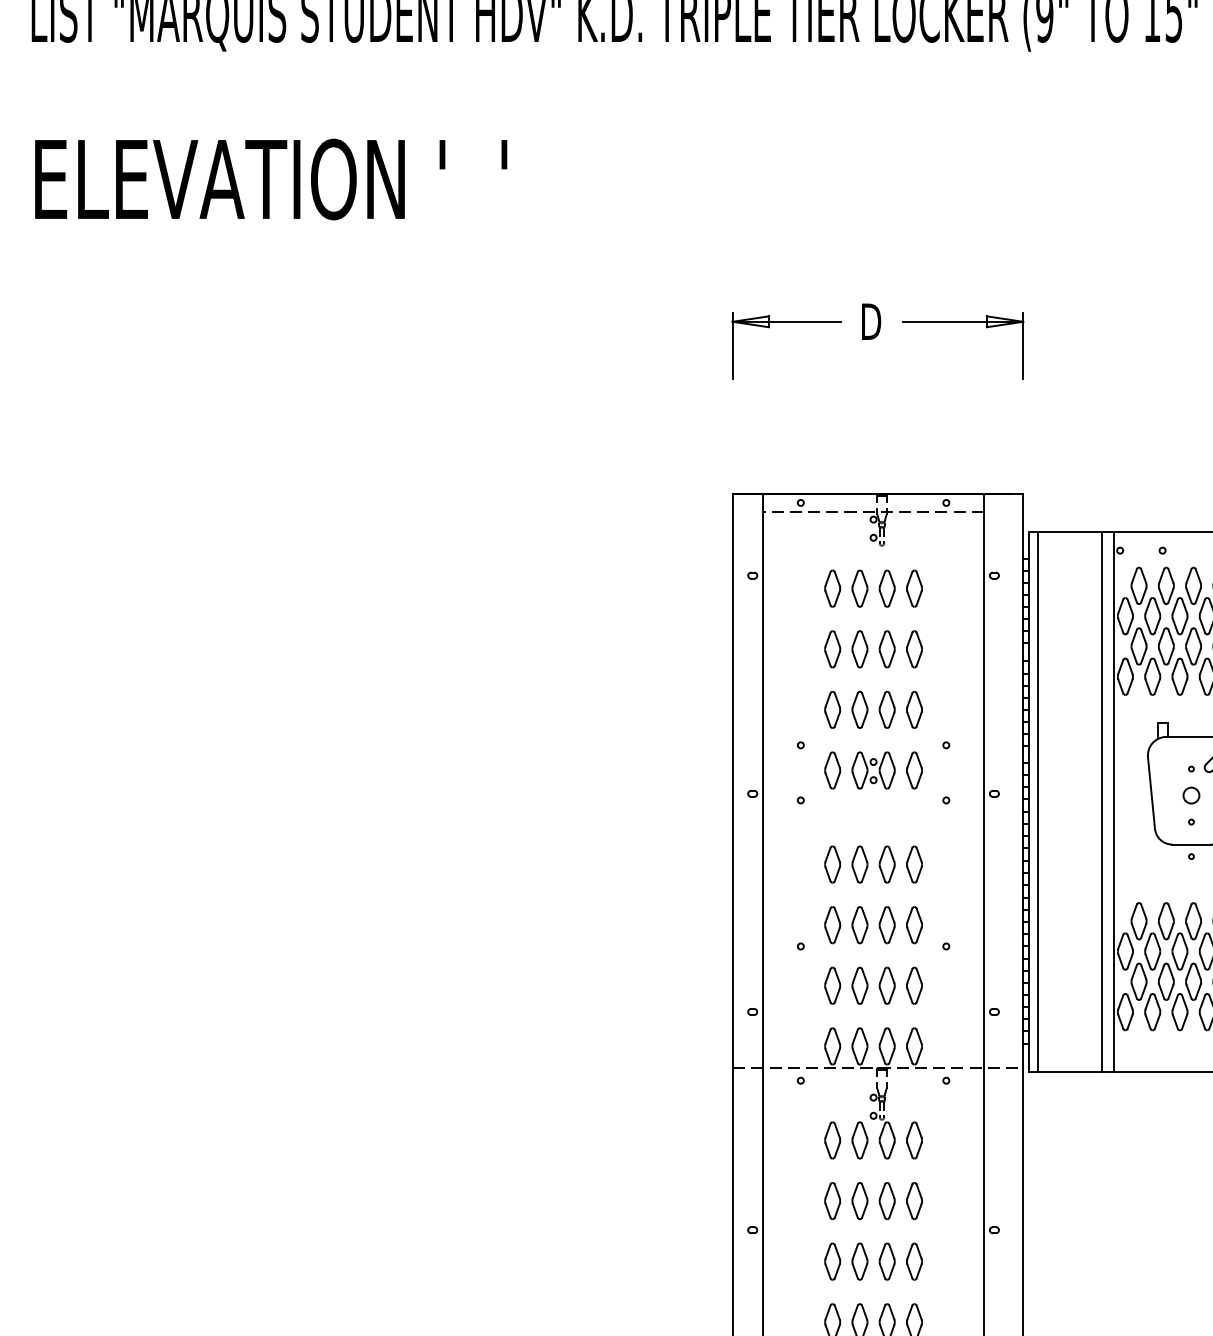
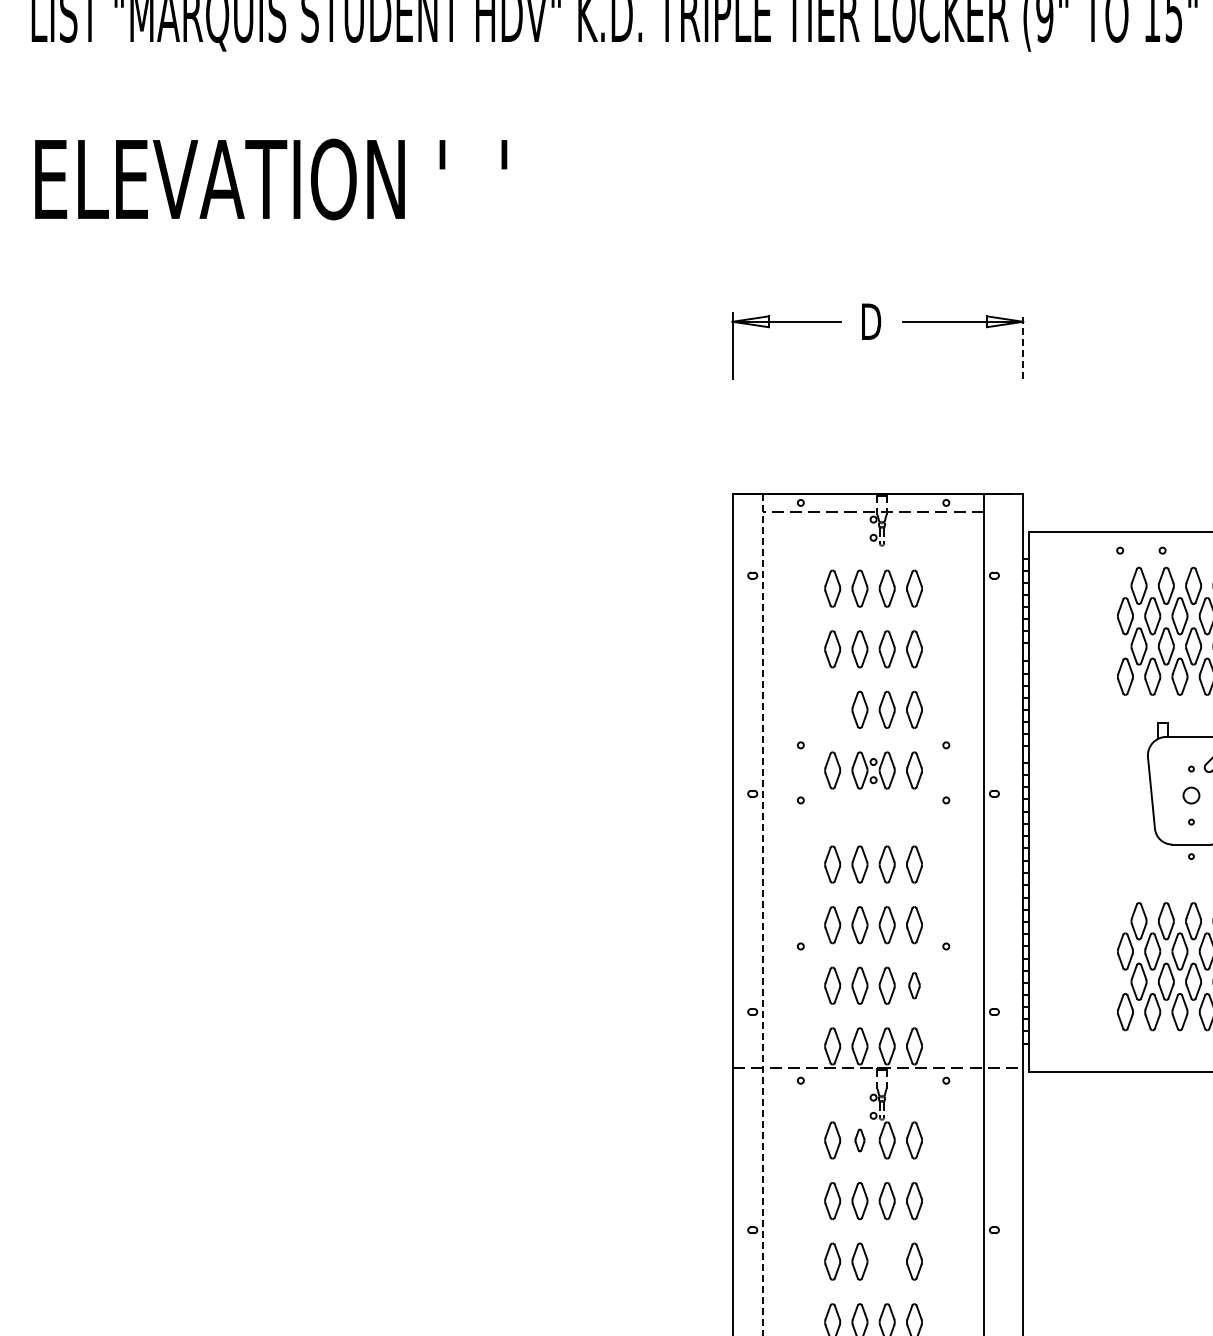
line: solid -> dashed (1023, 345)
part: present -> none (832, 709)
line: present -> none (1038, 801)
line: present -> none (1101, 801)
line: present -> none (1114, 801)
line: solid -> dashed (762, 914)
part size: 17x39 px -> 13x28 px (914, 985)
part size: 18x39 px -> 12x25 px (859, 1140)
part: present -> none (886, 1261)
